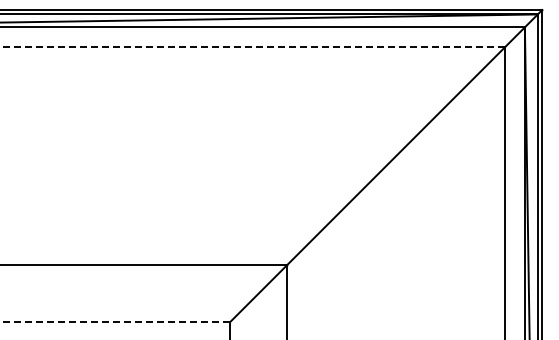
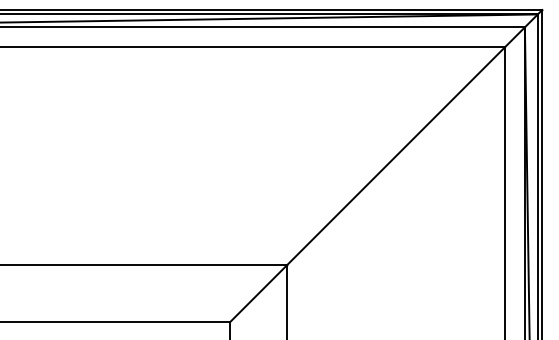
line: dashed -> solid (252, 47)
line: dashed -> solid (115, 322)
